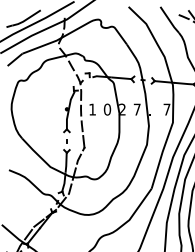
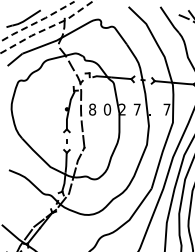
line: solid -> dashed (37, 21)
line: solid -> dashed (48, 28)
text: 1 -> 8 (92, 109)
